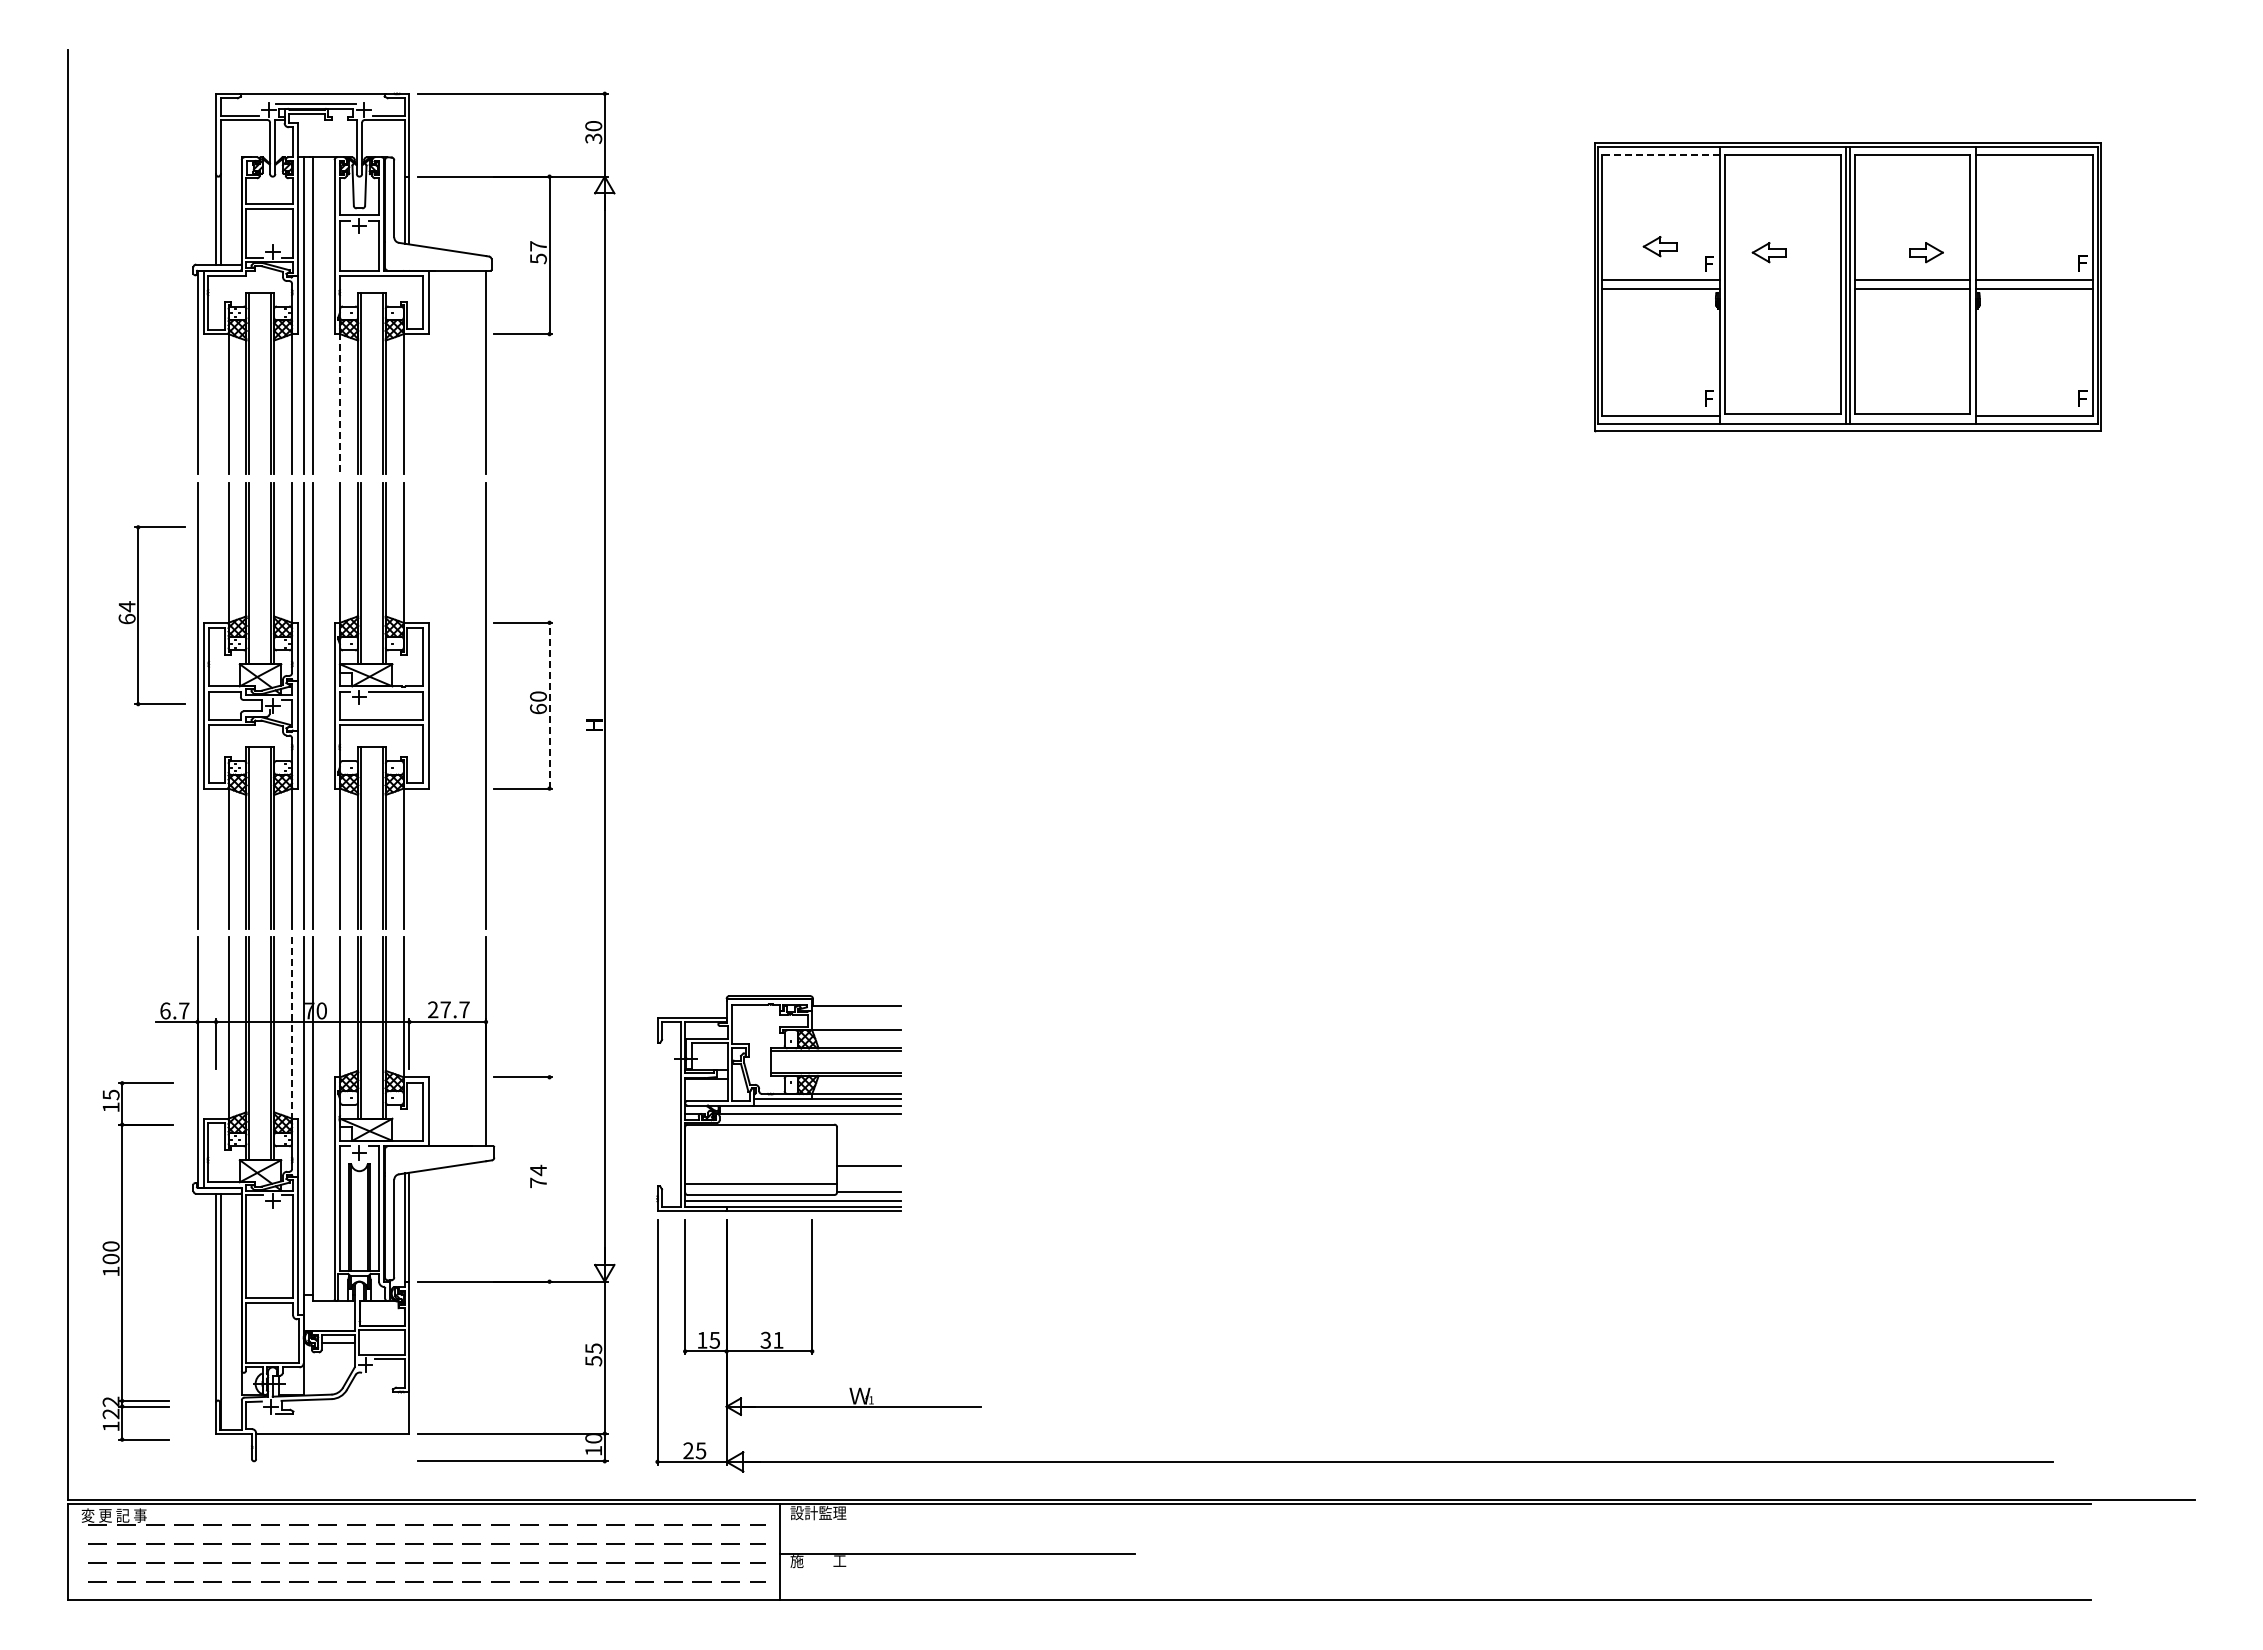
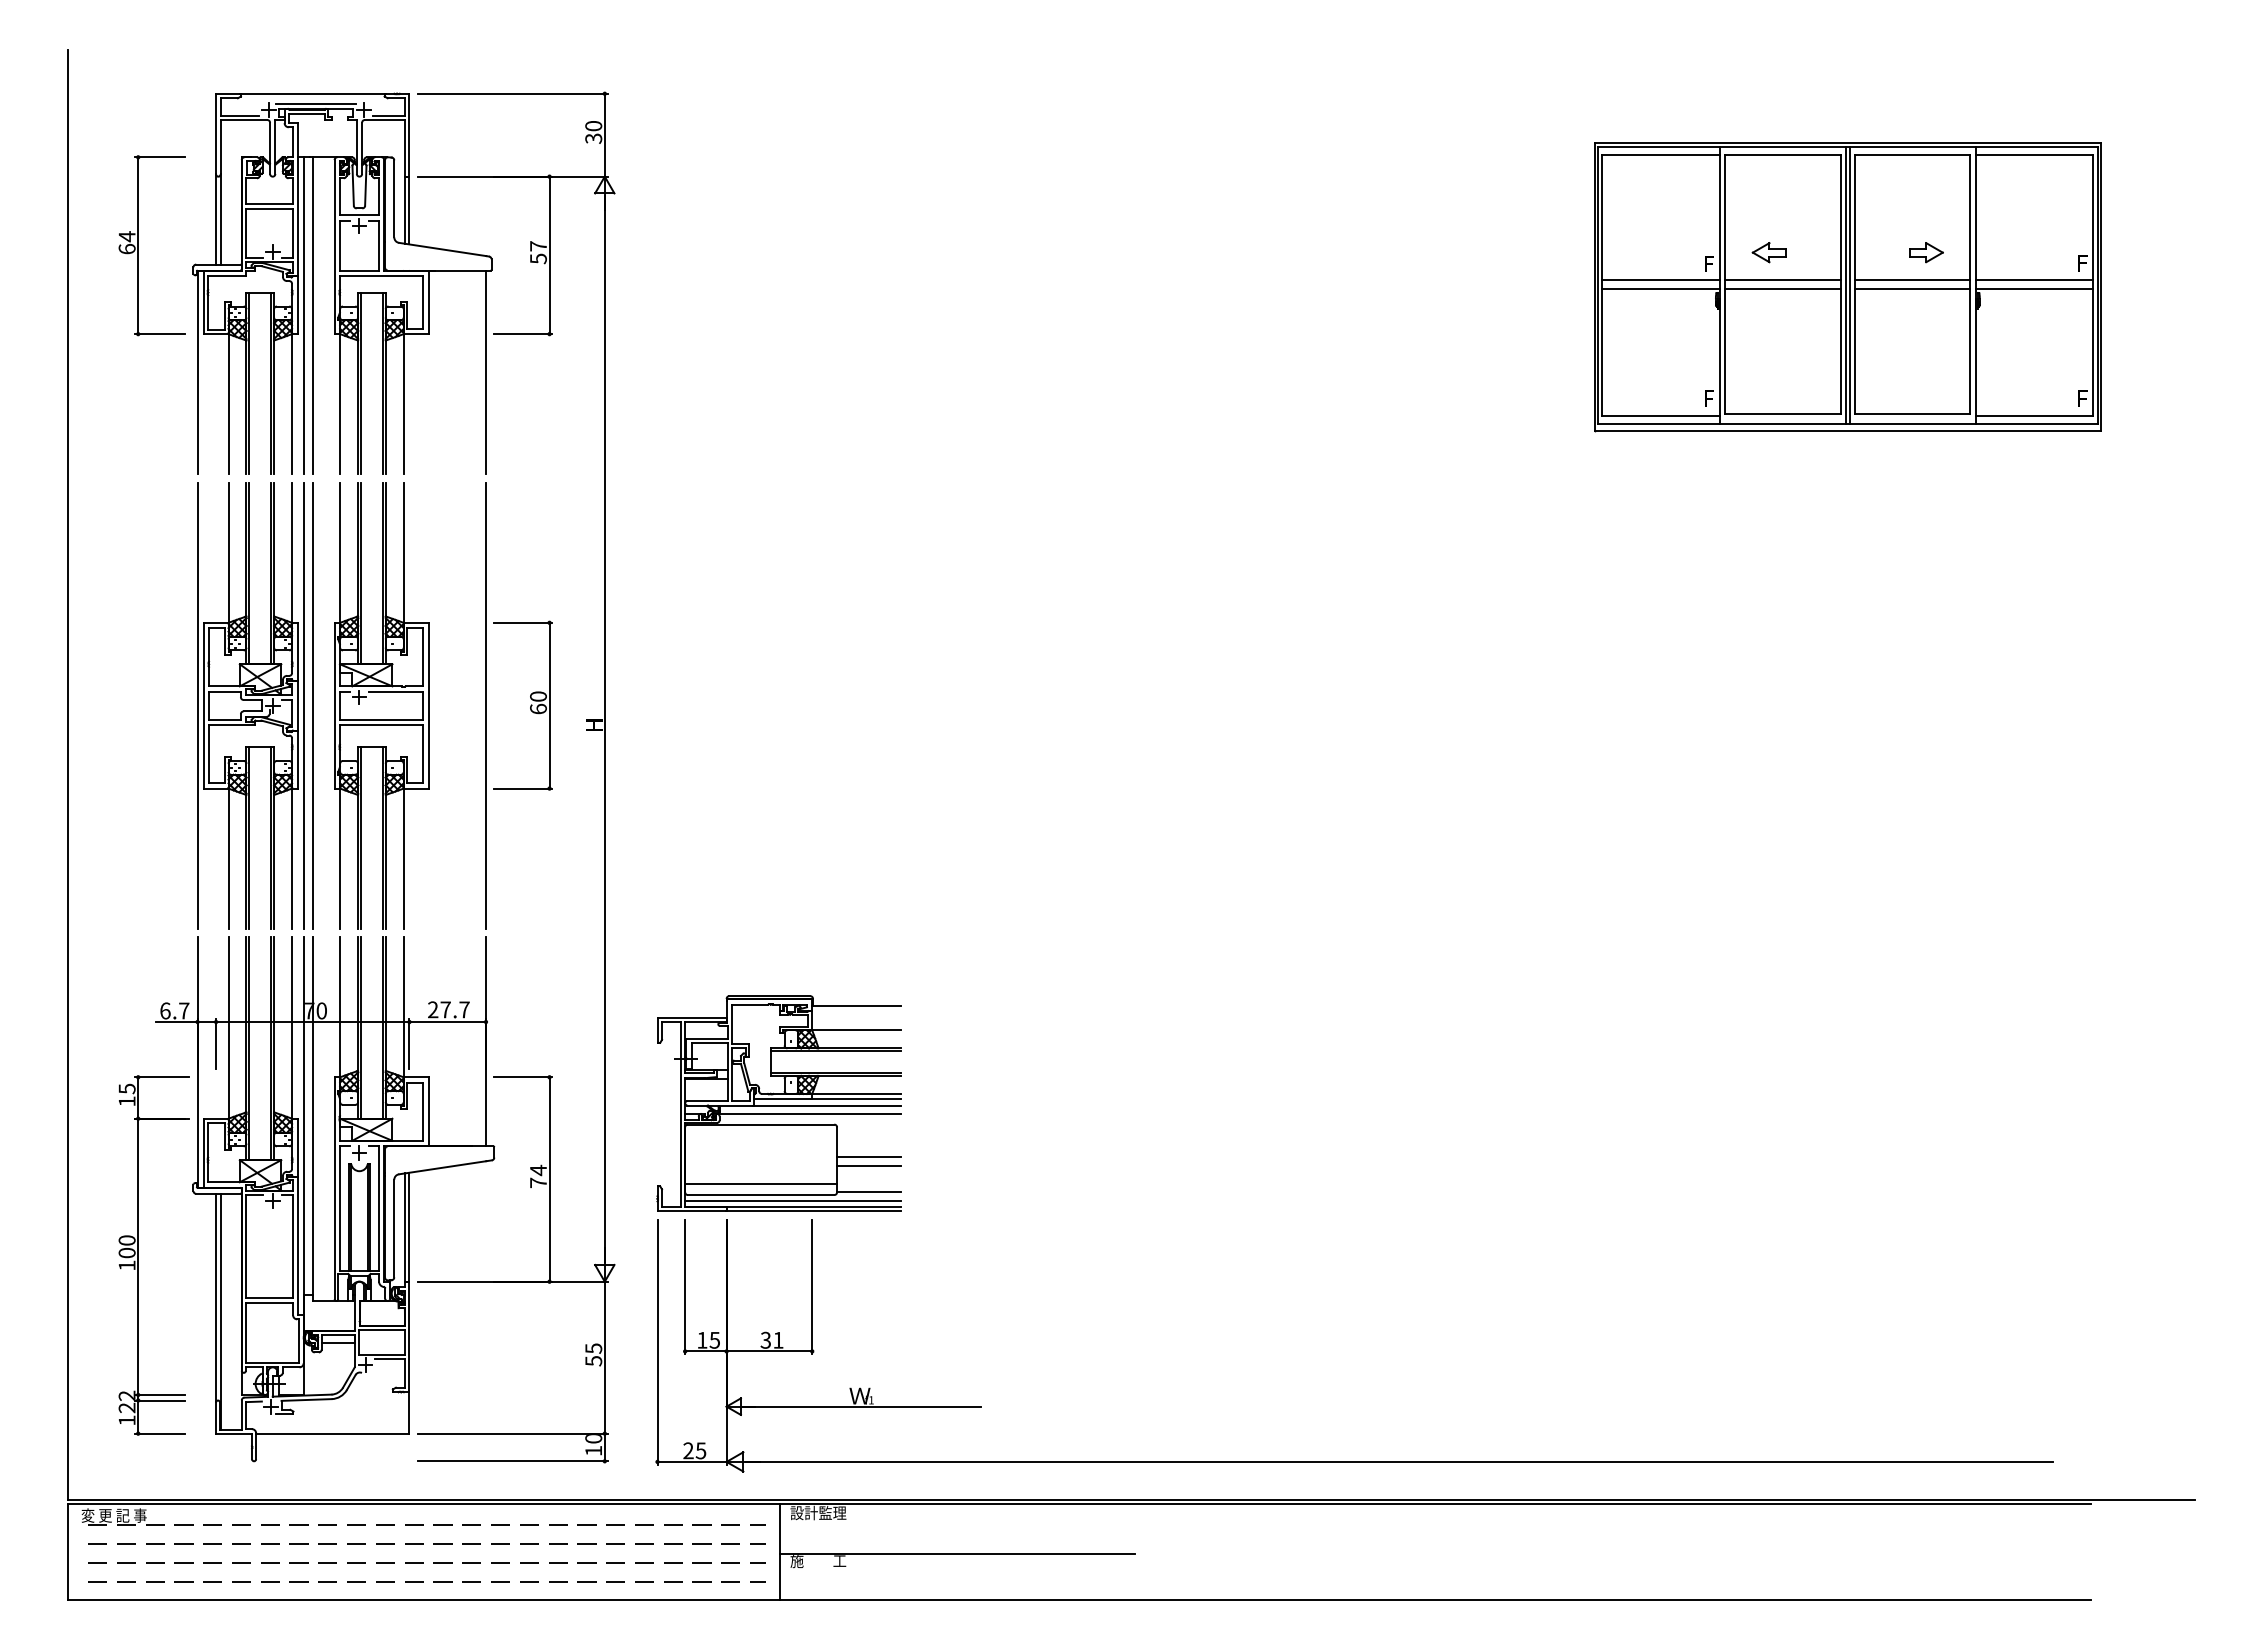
line: dashed -> solid (1661, 155)
part: present -> none (1659, 246)
line: none -> present (1782, 280)
line: none -> present (1782, 288)
line: dashed -> solid (340, 403)
part position: (138, 615) -> (138, 245) (138, 245)
line: dashed -> solid (549, 705)
line: dashed -> solid (292, 1028)
line: none -> present (868, 1156)
line: none -> present (549, 1179)
part position: (122, 1261) -> (138, 1255) (138, 1255)
